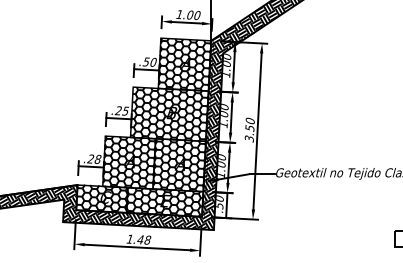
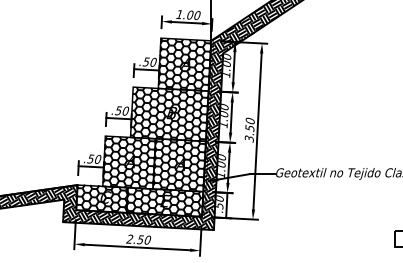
text: .25 -> .50 (122, 110)
text: .28 -> .50 (94, 158)
text: 1.48 -> 2.50 (138, 239)
